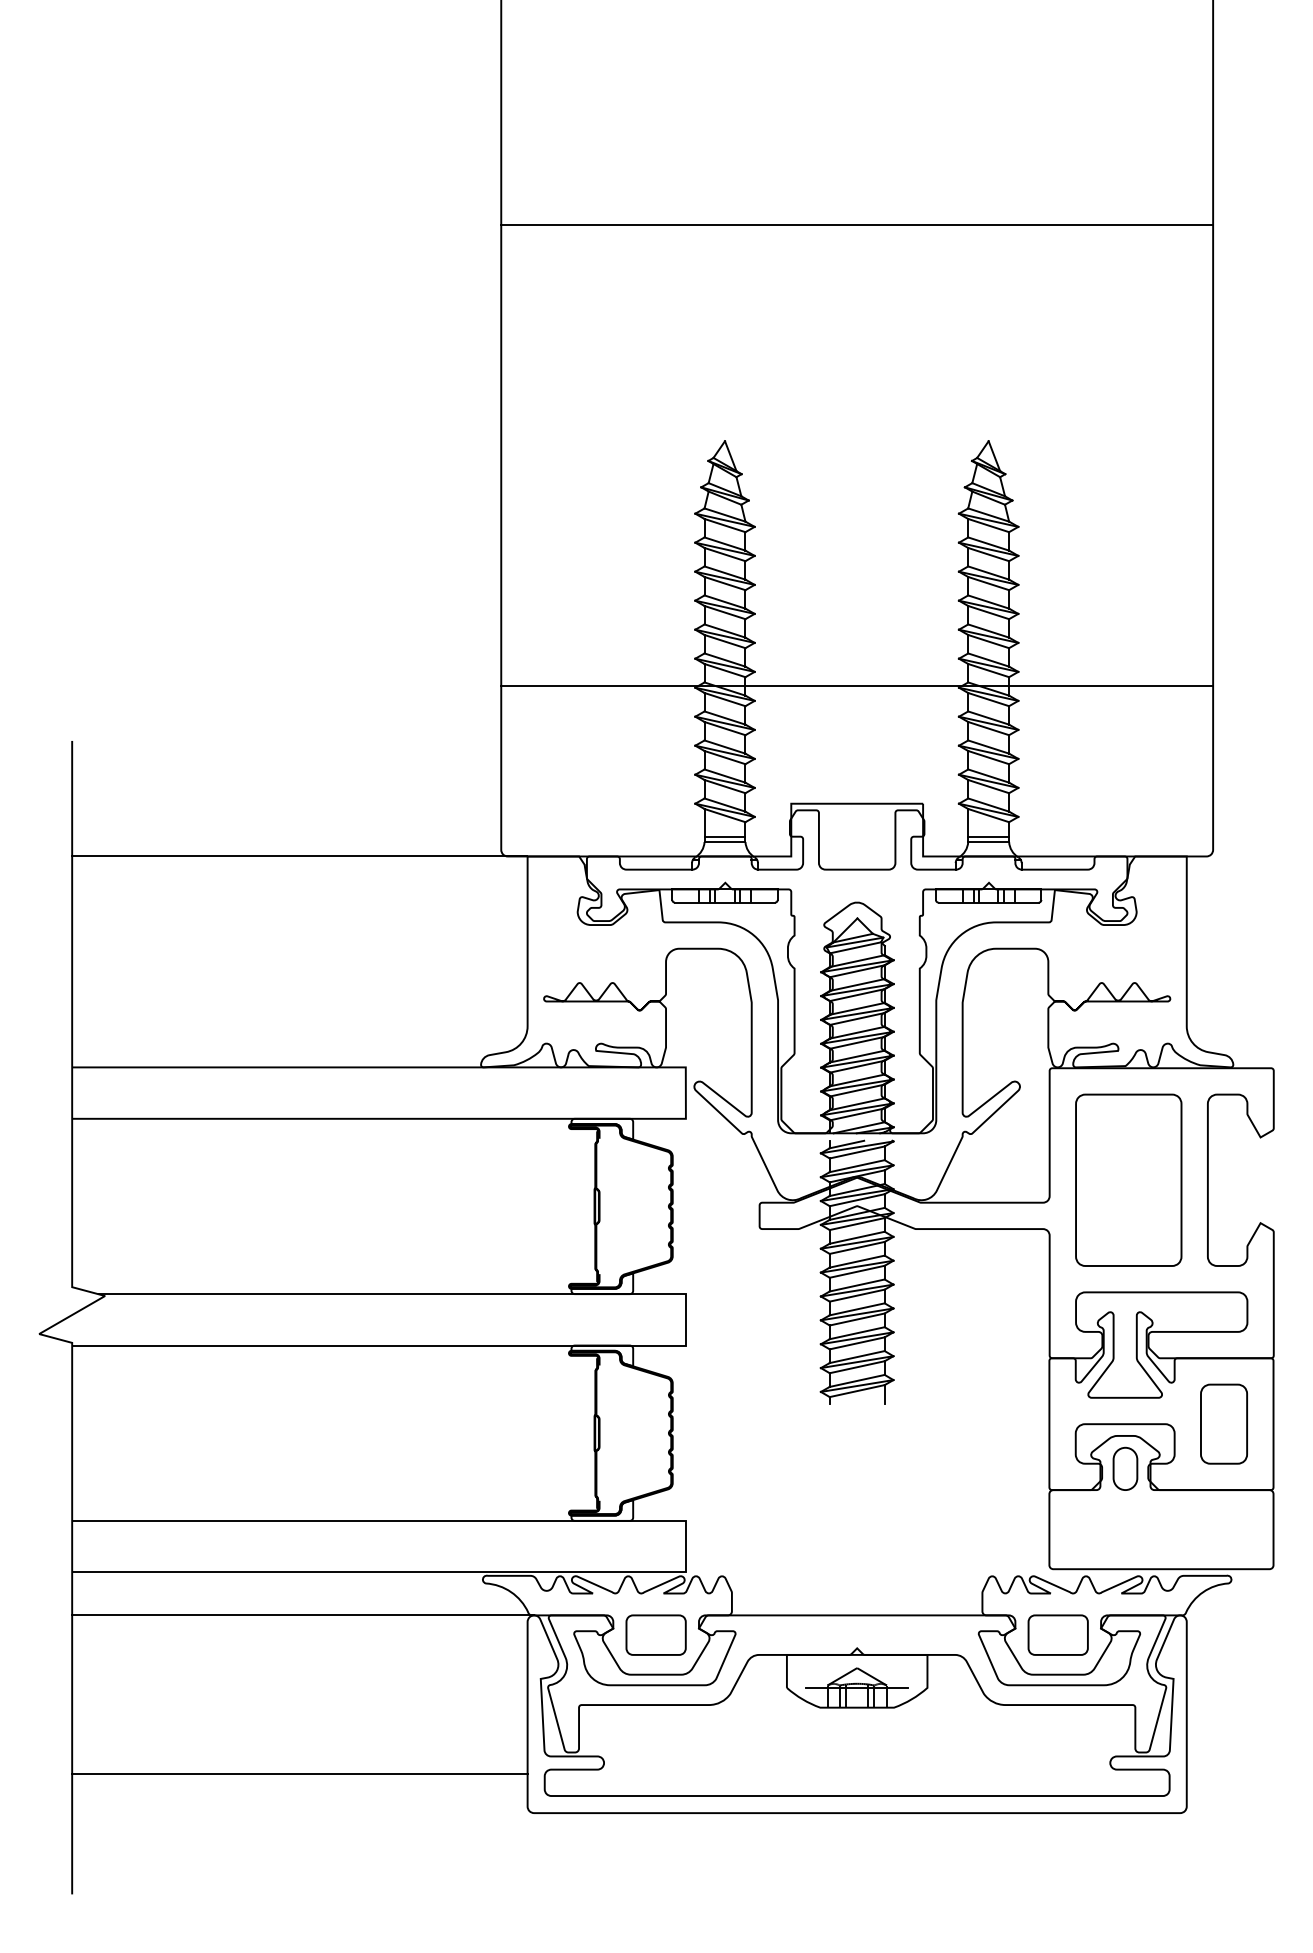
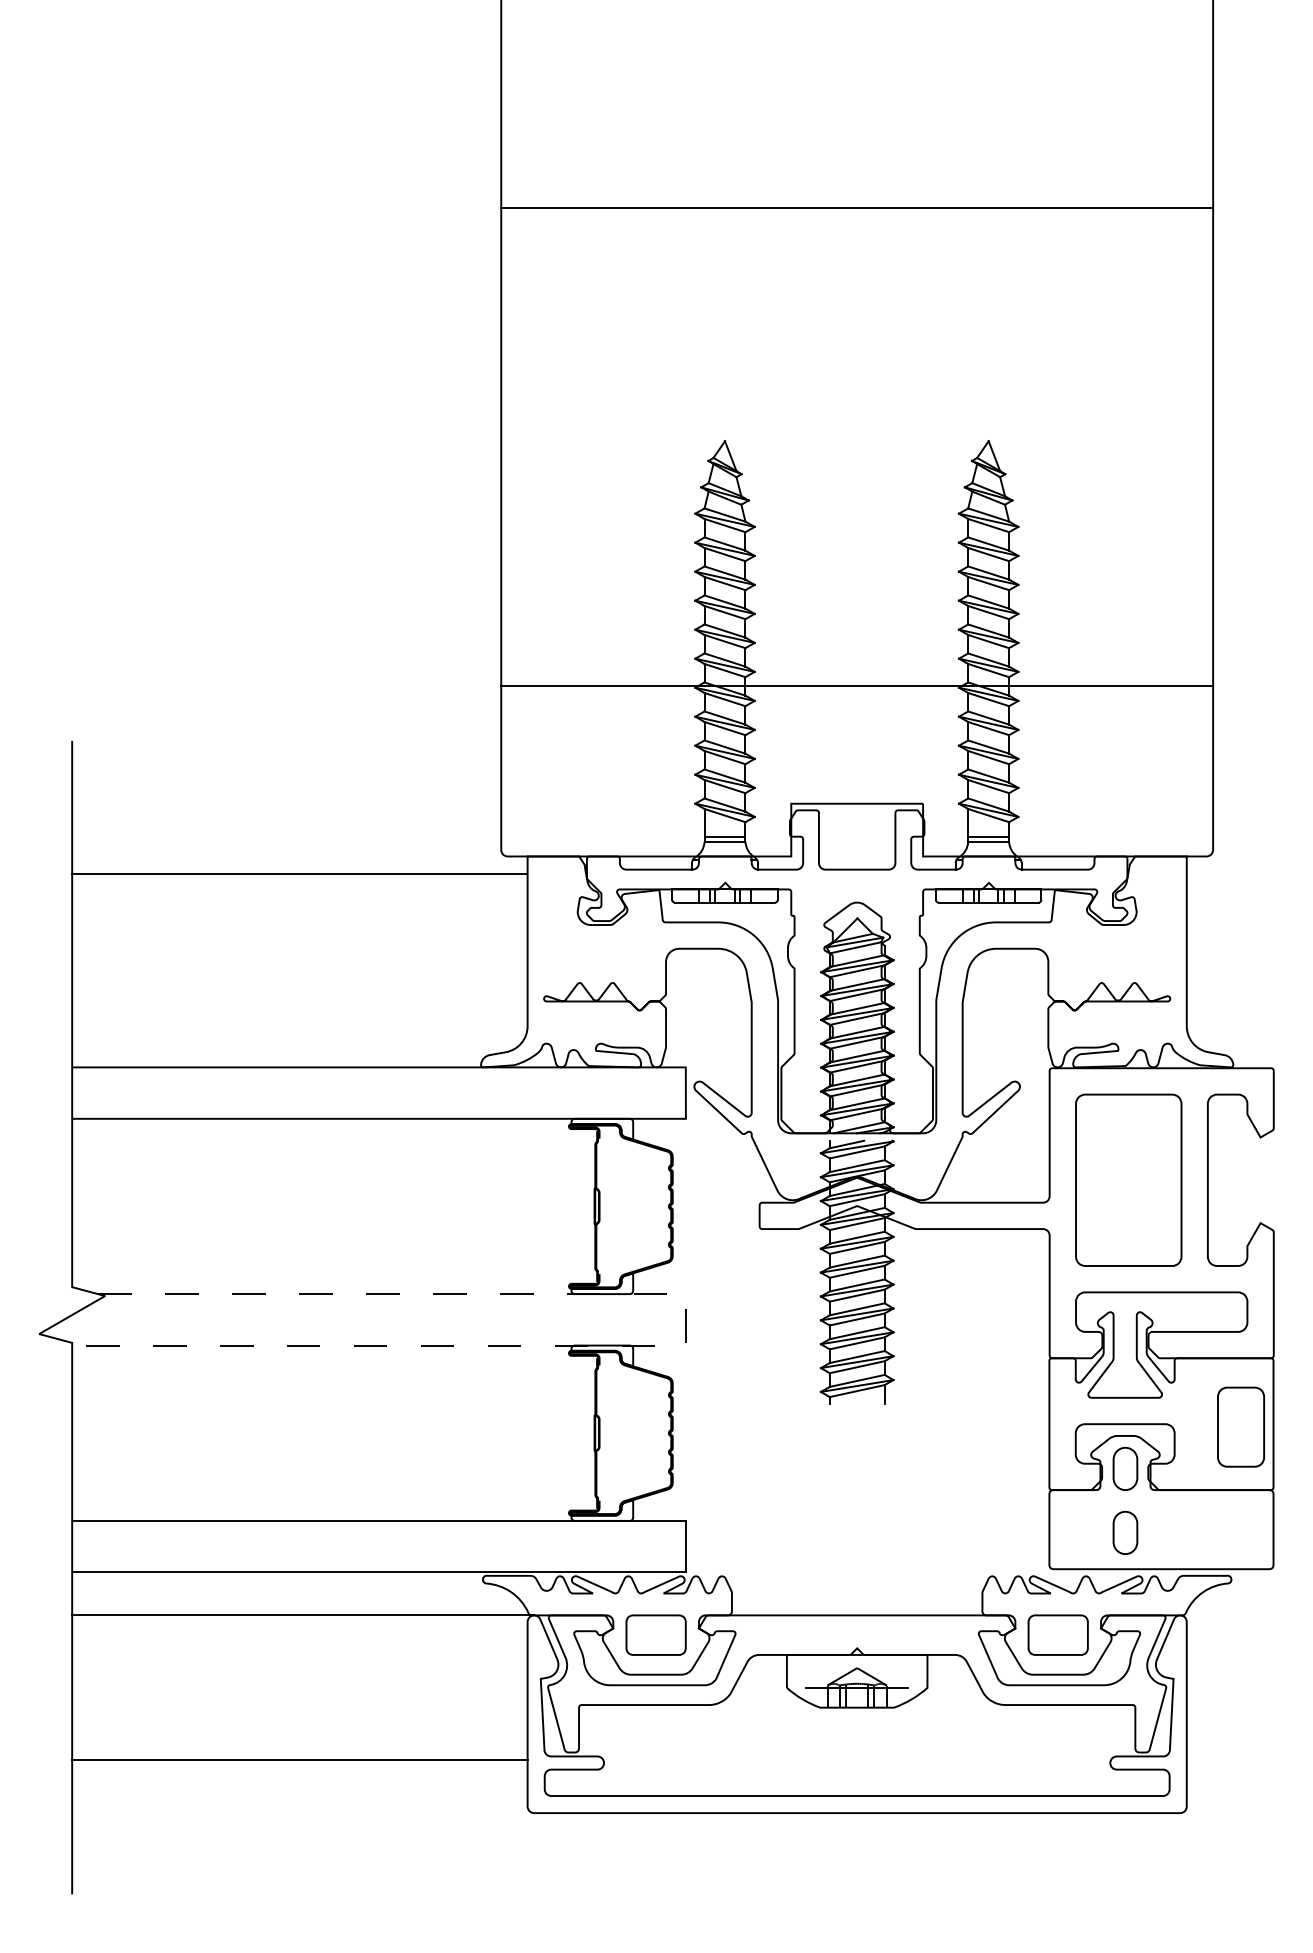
line position: (857, 224) -> (857, 207) (857, 207)
line position: (299, 856) -> (299, 874) (299, 874)
line: solid -> dashed (685, 1332)
part position: (1223, 1423) -> (1240, 1426) (1240, 1426)
part: none -> present (1125, 1532)
line position: (299, 1773) -> (299, 1759) (299, 1759)
